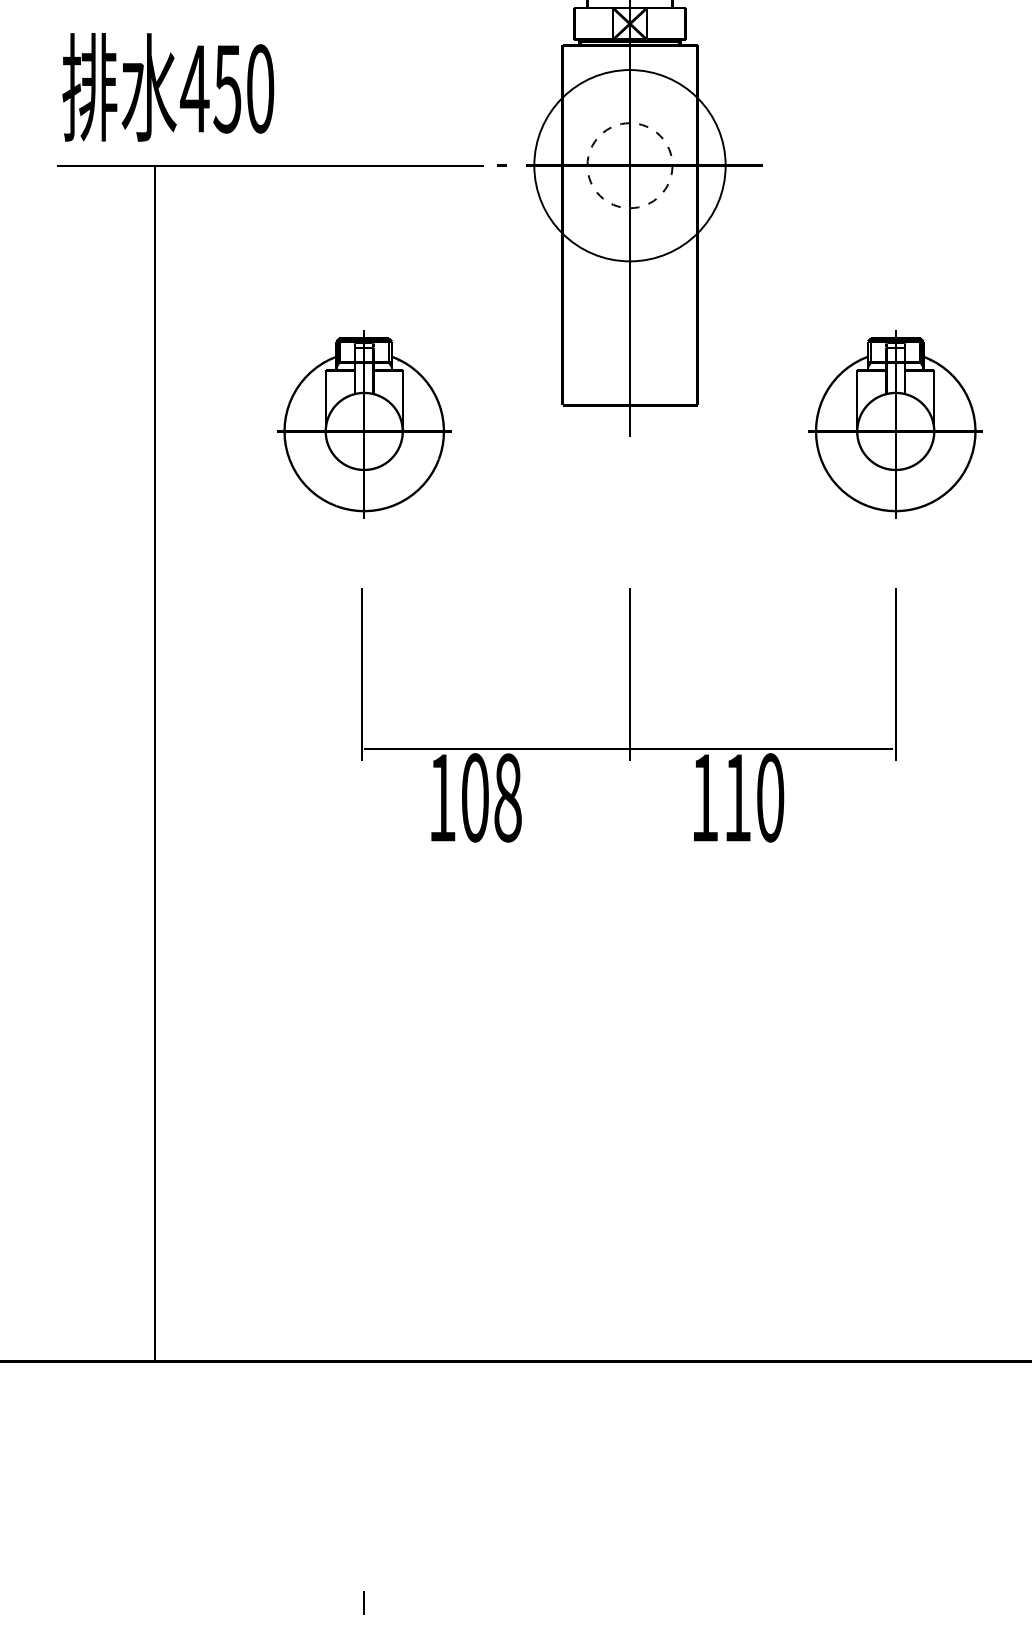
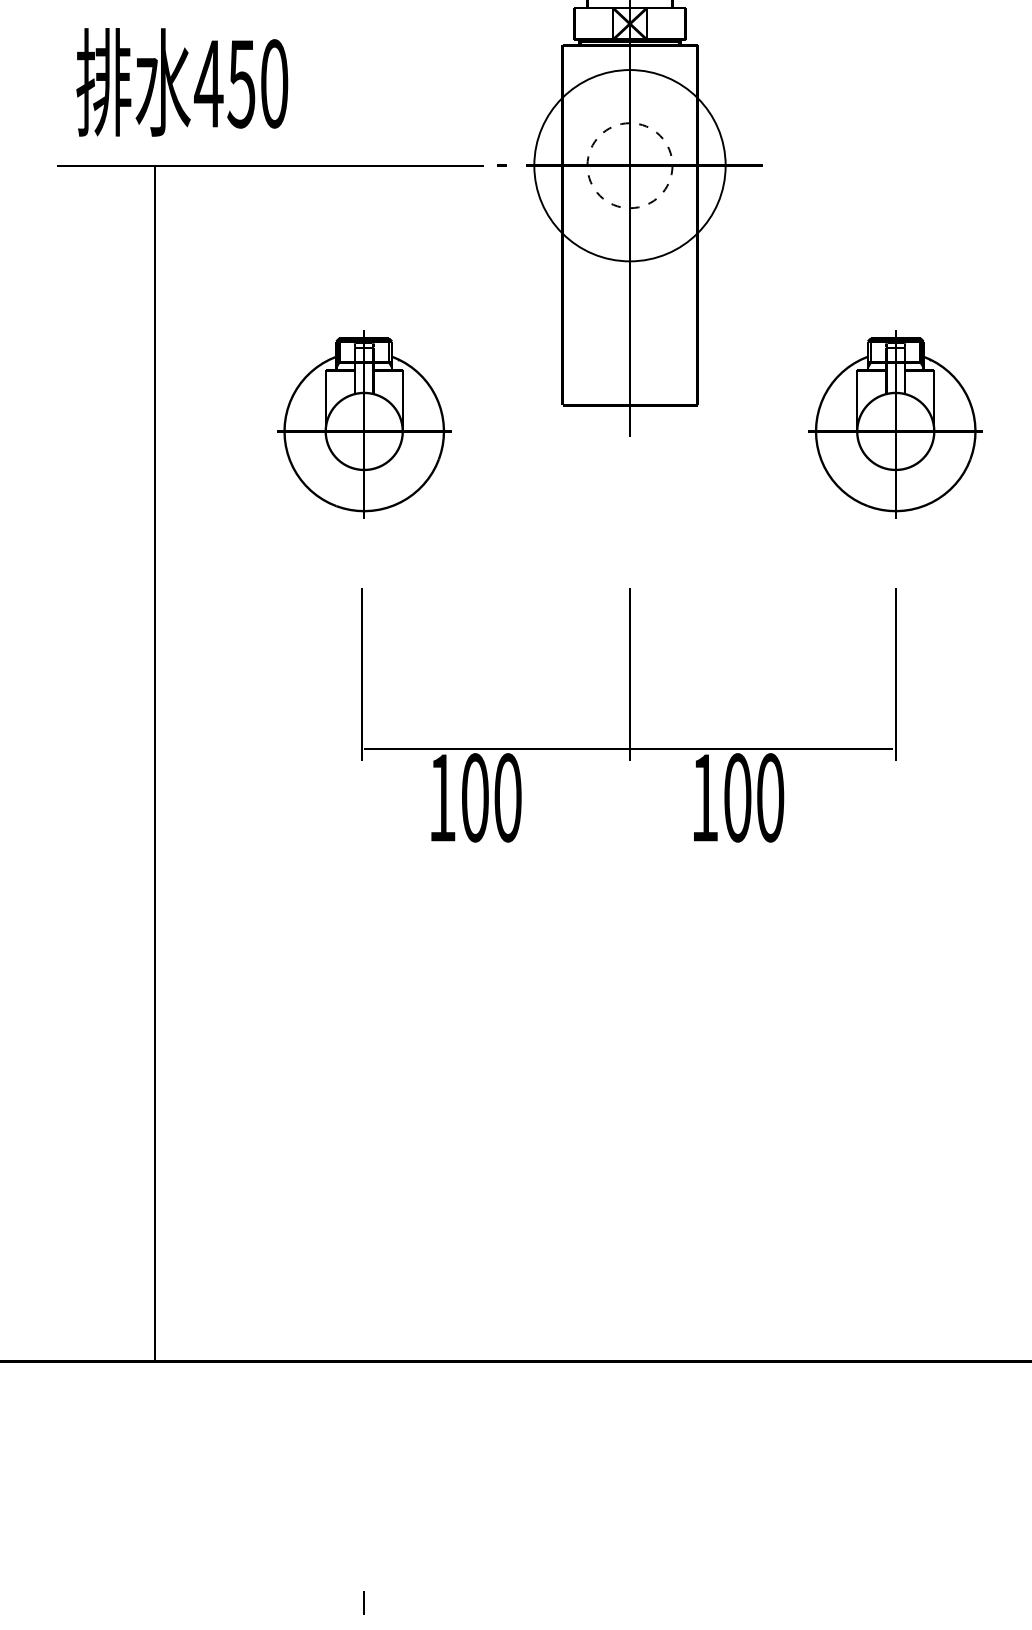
text position: (168, 87) -> (182, 82) (182, 82)
text: 108 -> 100 (507, 797)
text: 110 -> 100 (737, 797)
